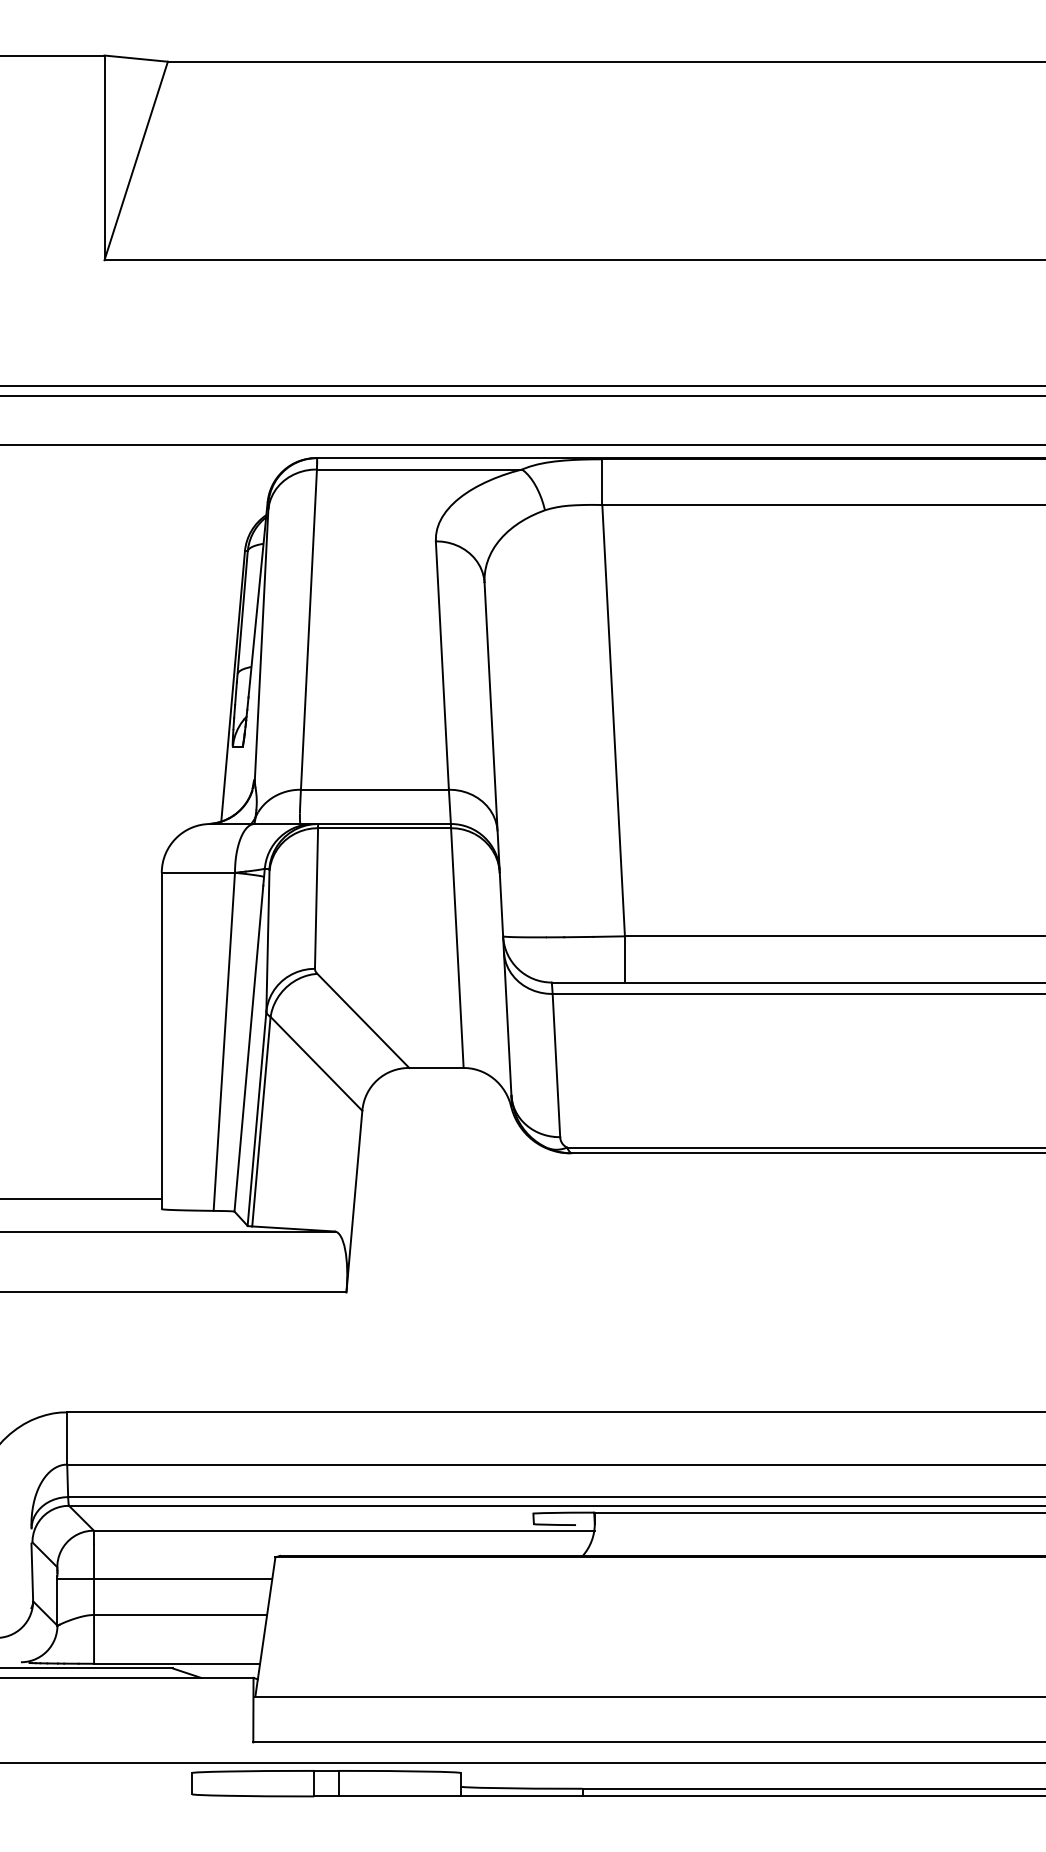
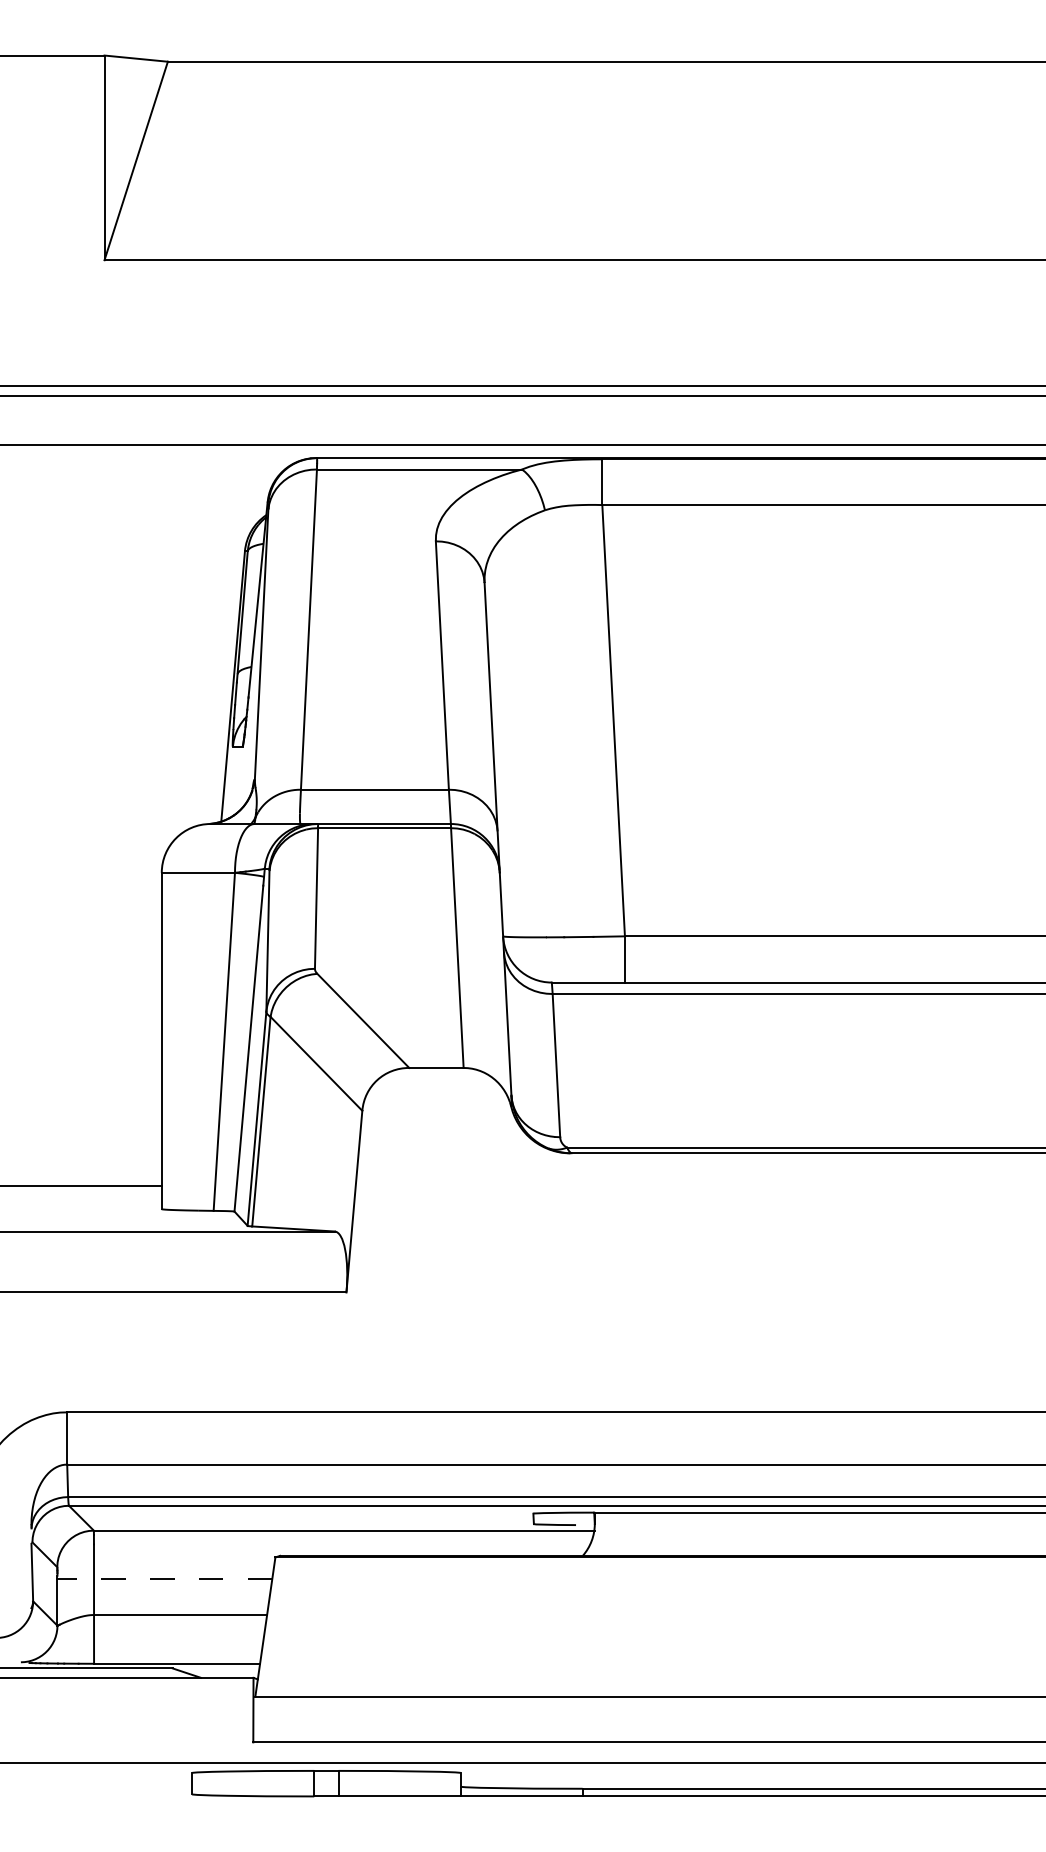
line position: (81, 1199) -> (81, 1186) (81, 1186)
line: solid -> dashed (164, 1579)
